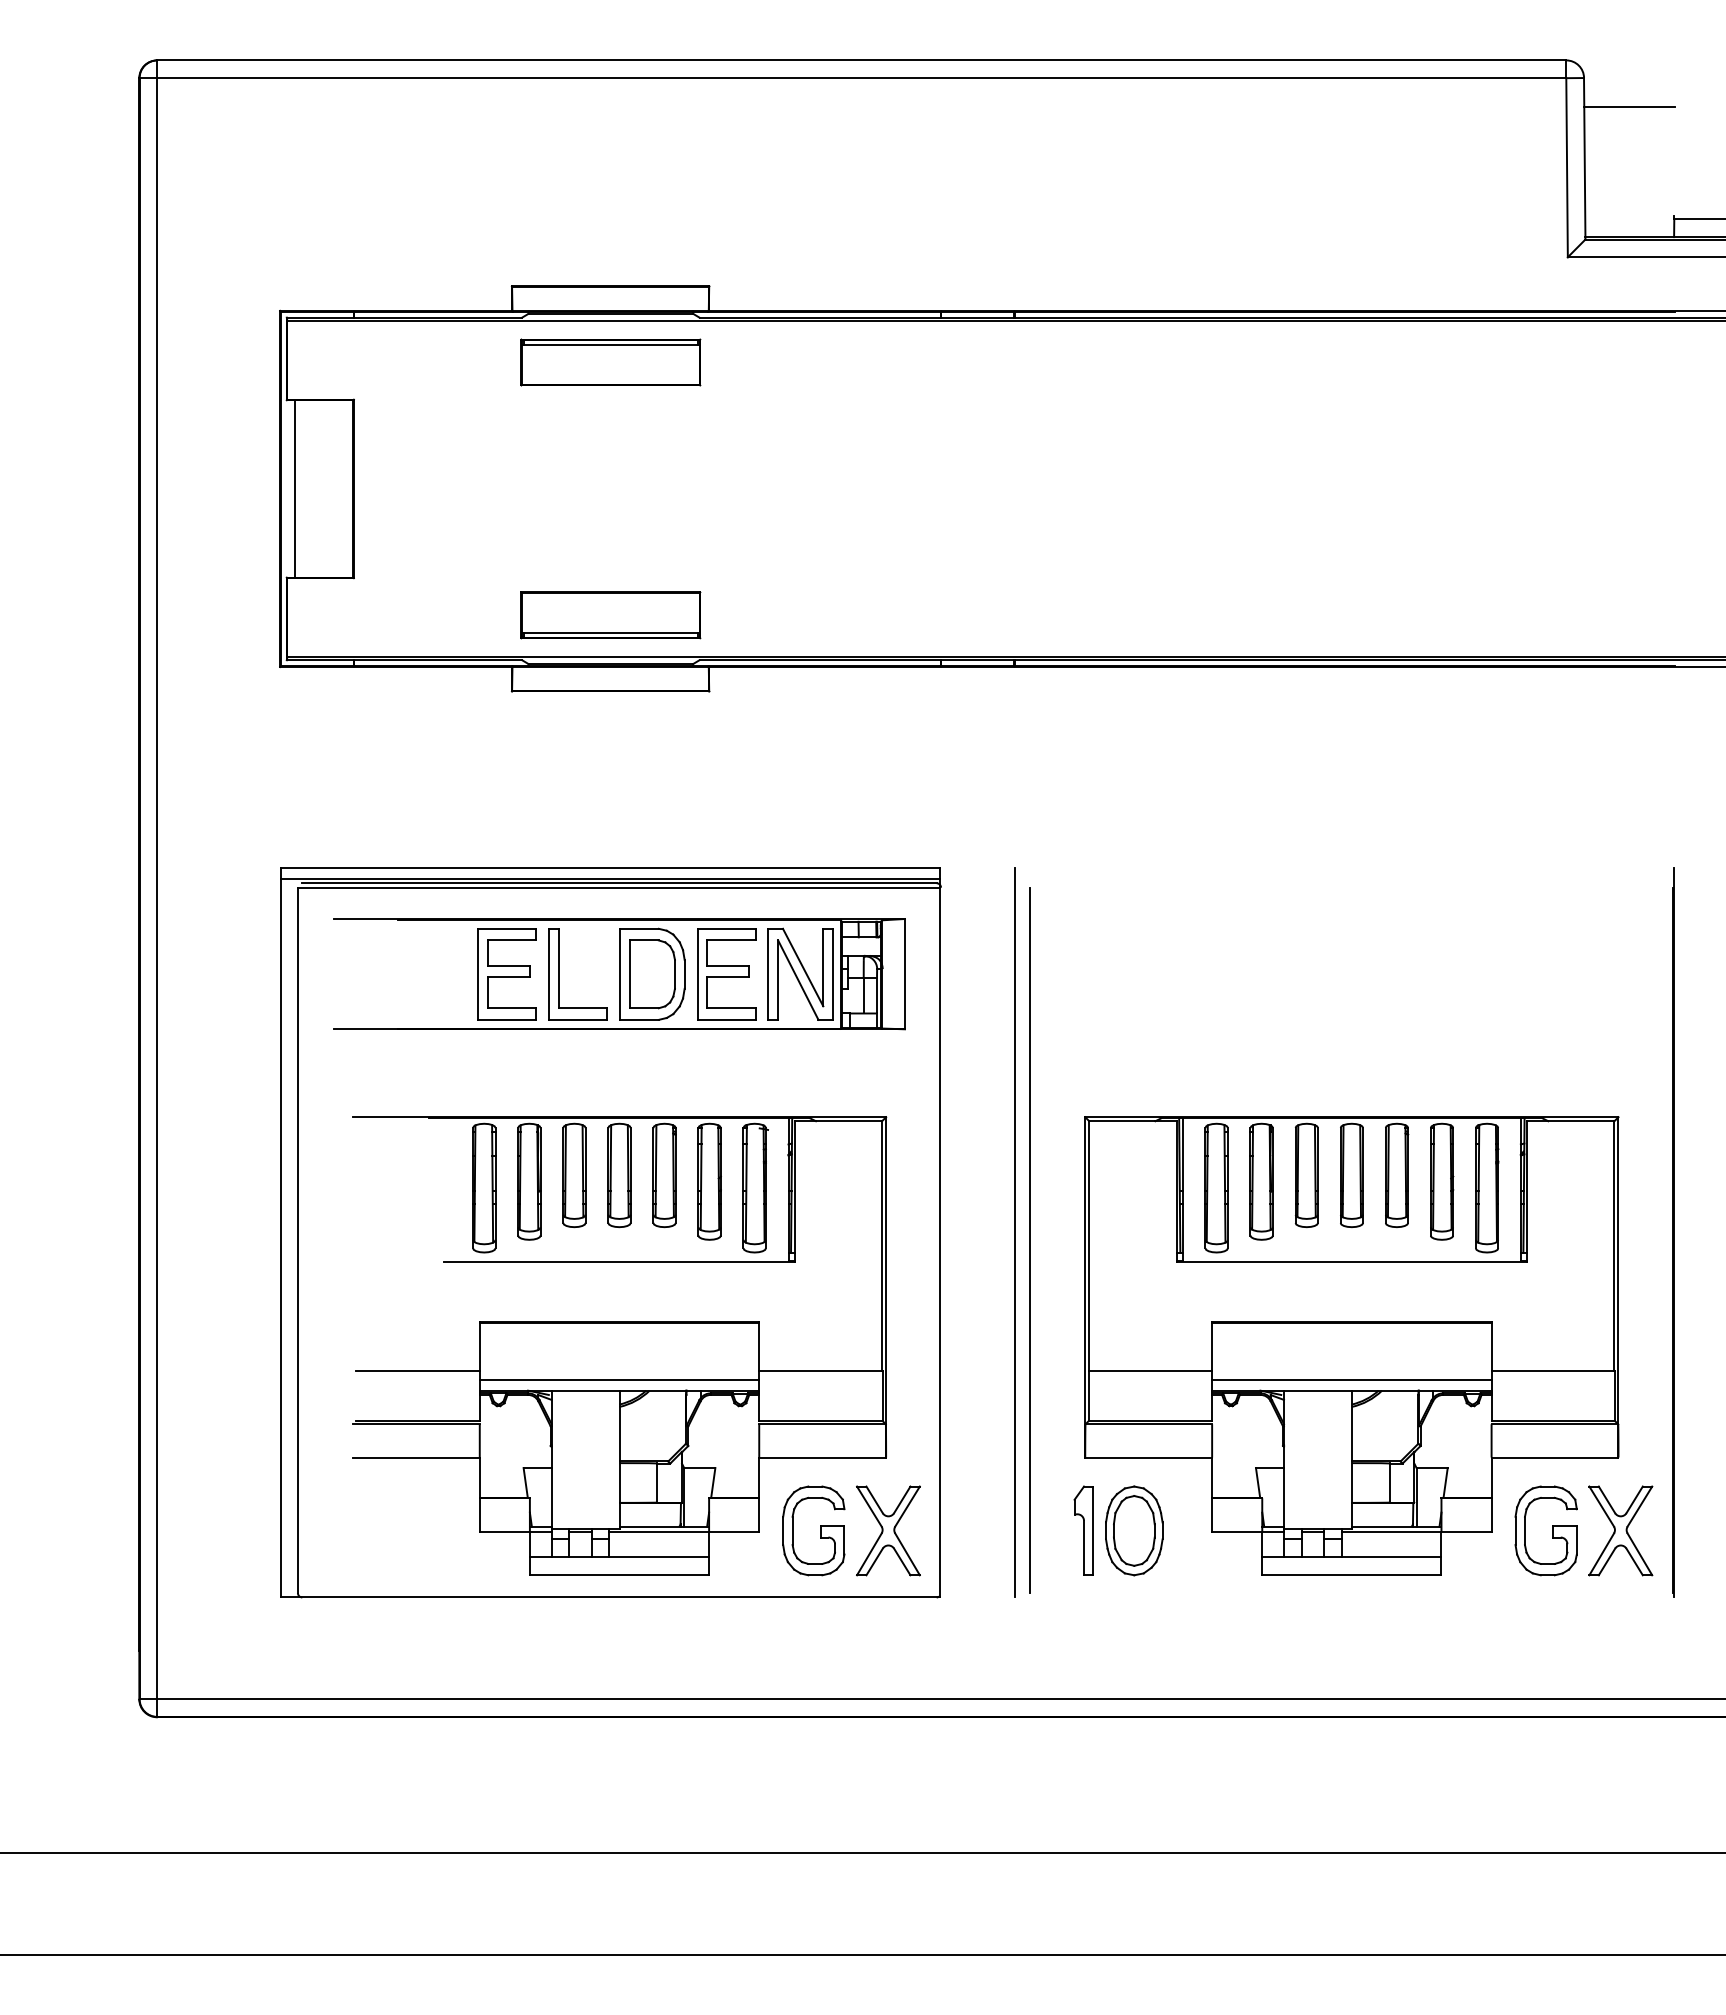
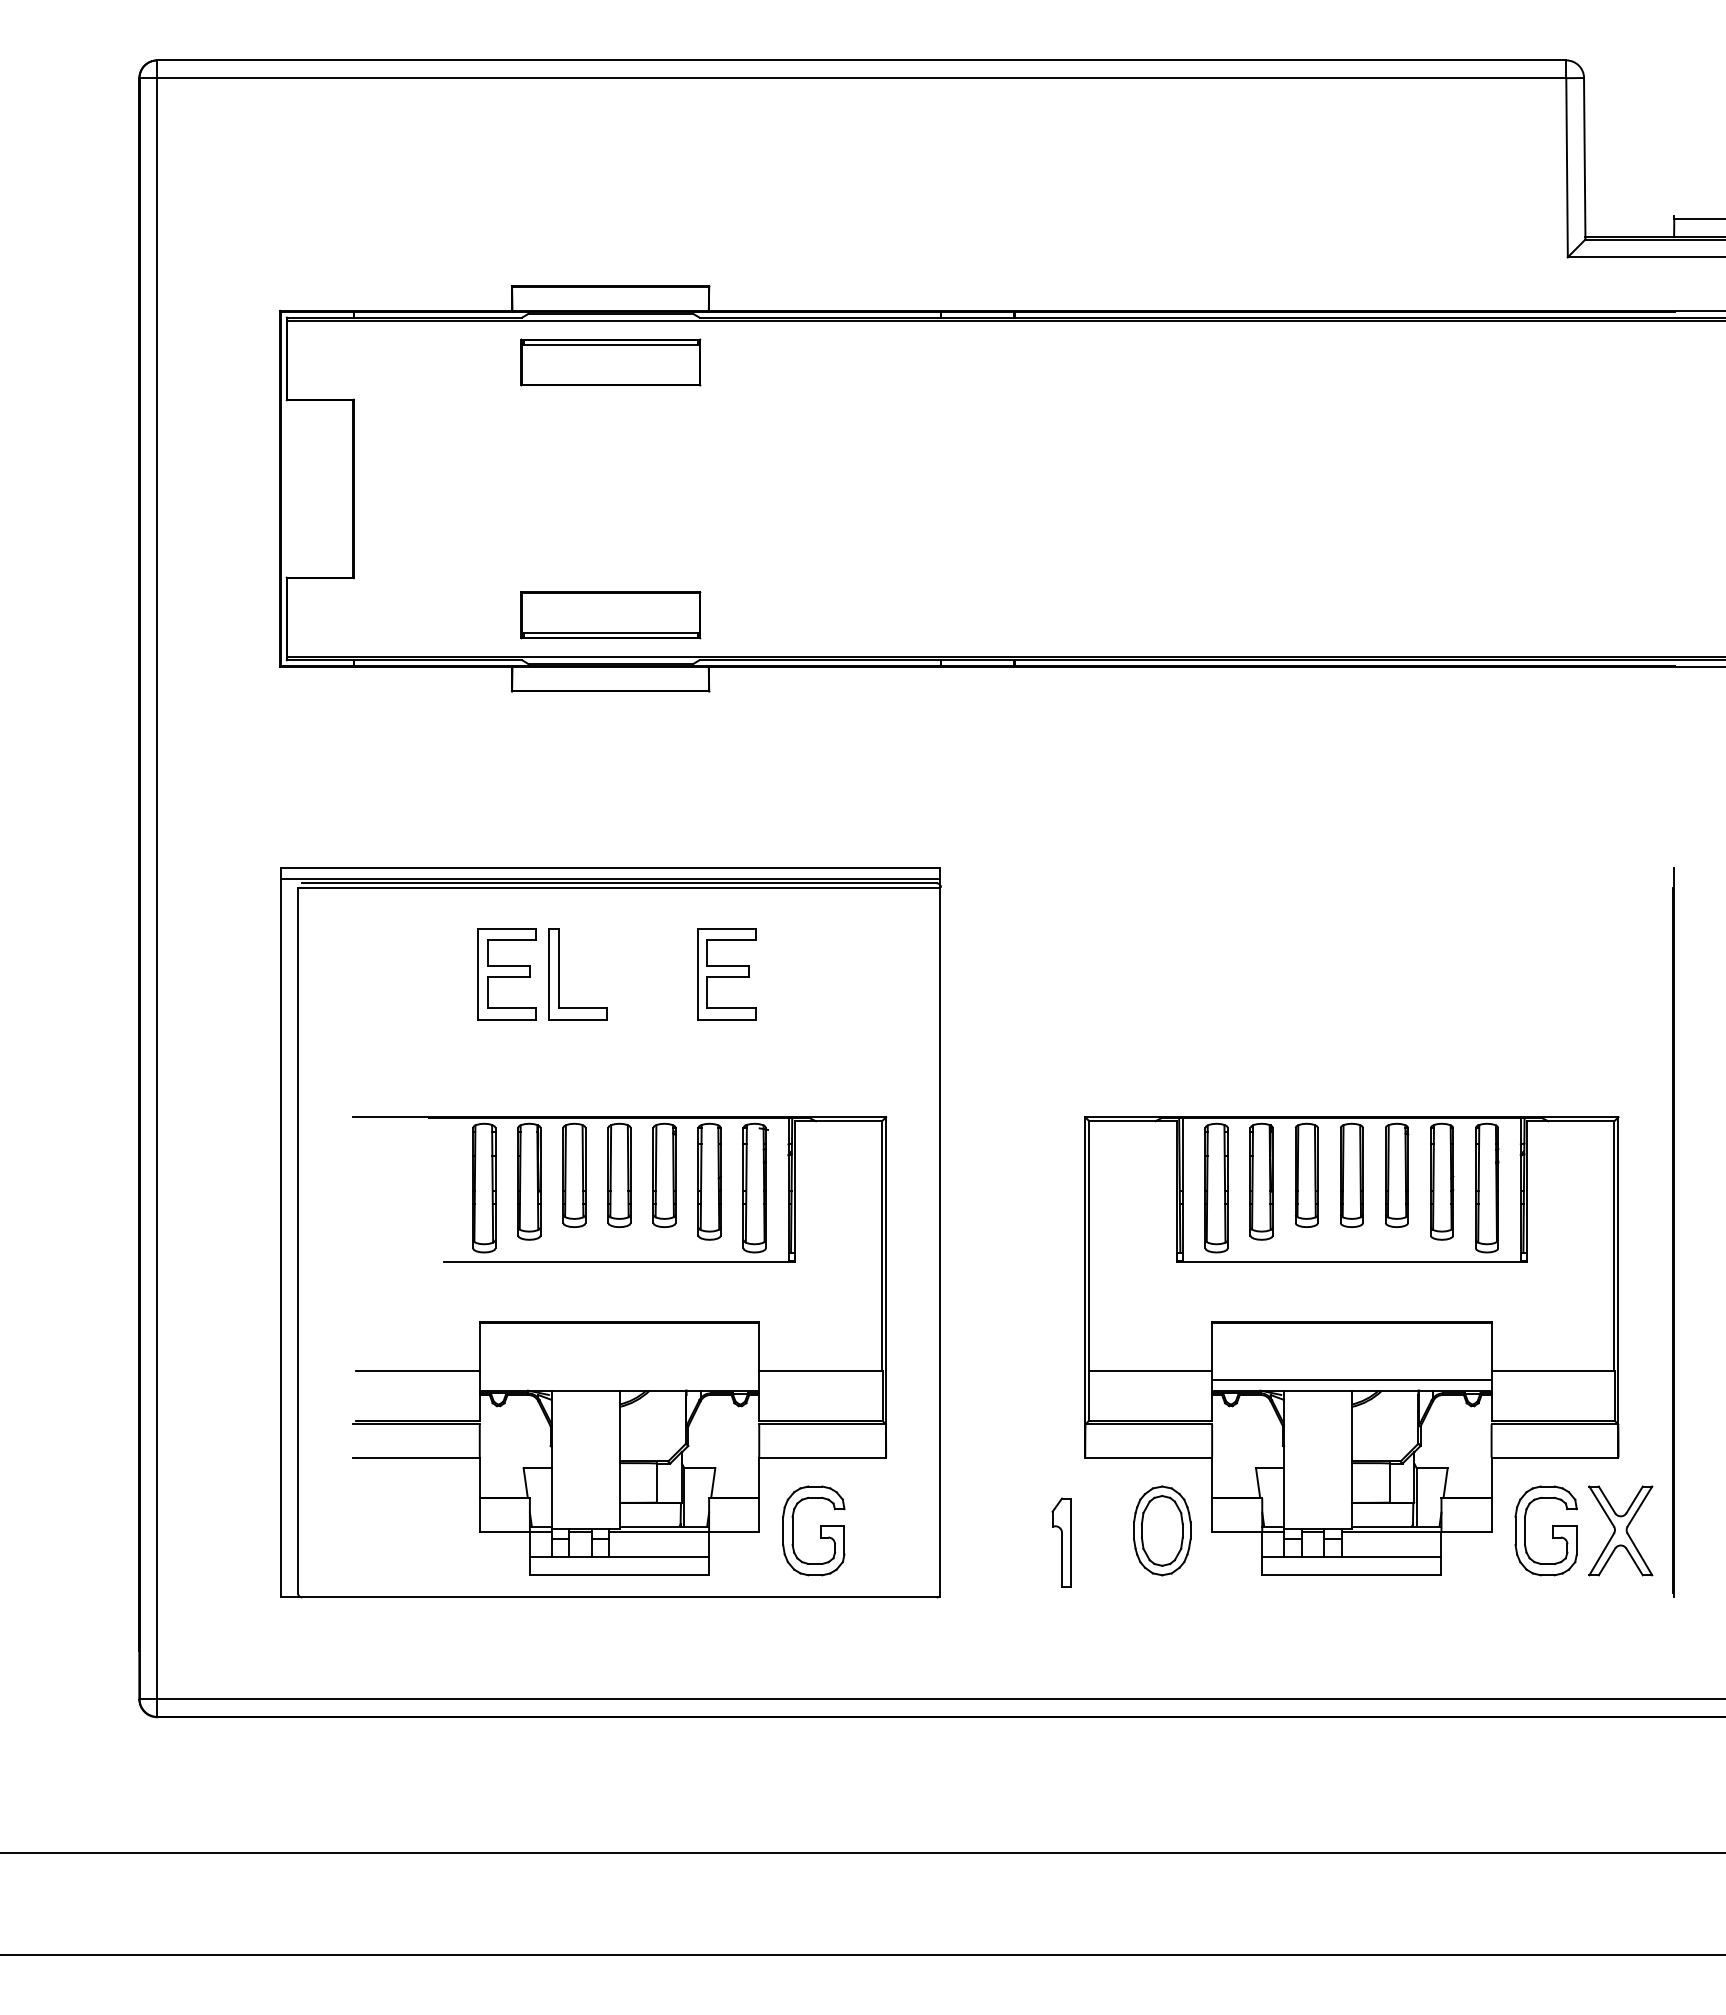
line: present -> none (1629, 106)
line: present -> none (294, 488)
part: present -> none (619, 974)
line: present -> none (1015, 1232)
line: present -> none (1030, 1240)
line: present -> none (619, 1379)
part: present -> none (888, 1530)
part position: (1083, 1530) -> (1061, 1542) (1061, 1542)
part position: (1134, 1530) -> (1162, 1530) (1162, 1530)
